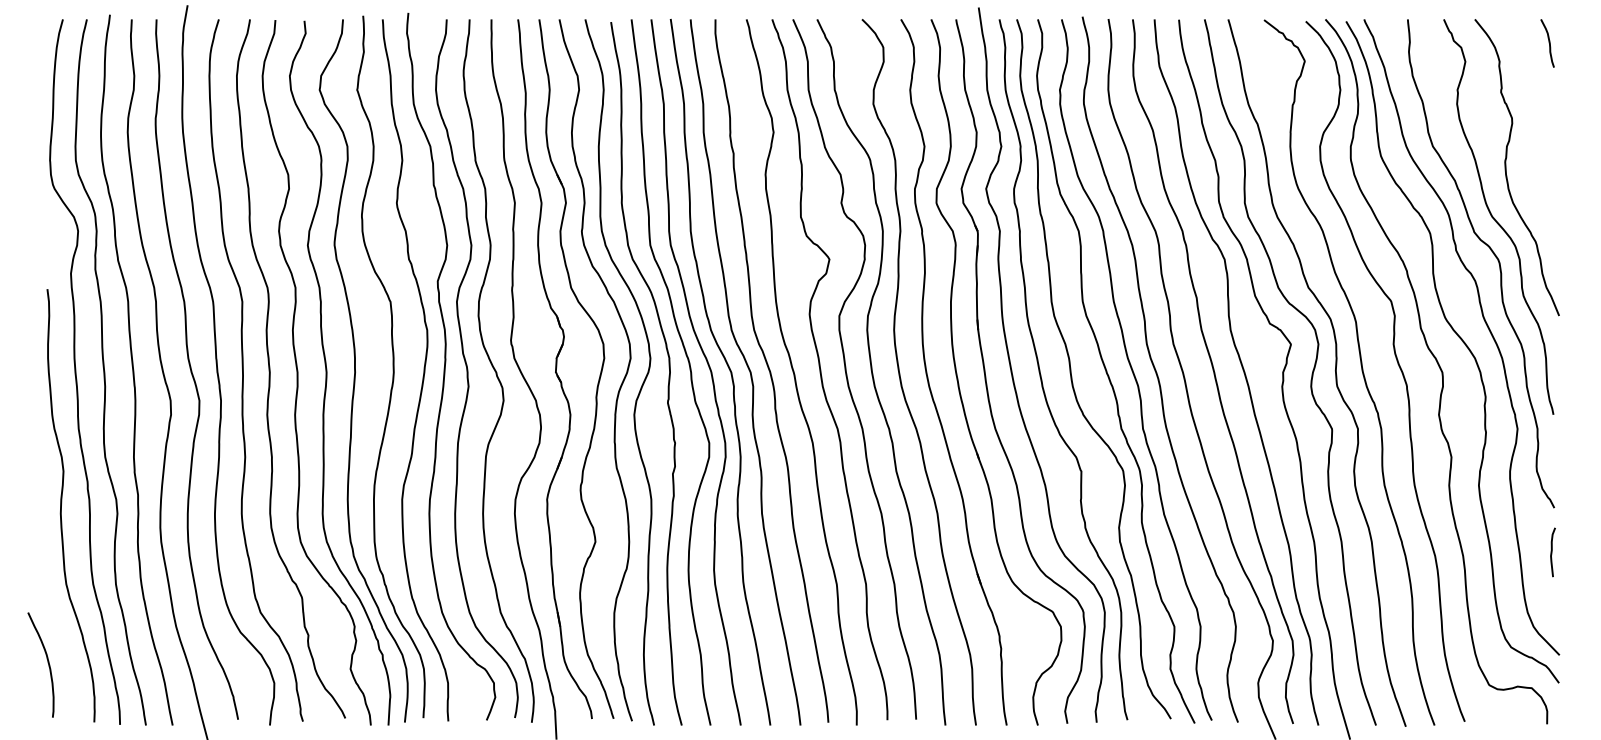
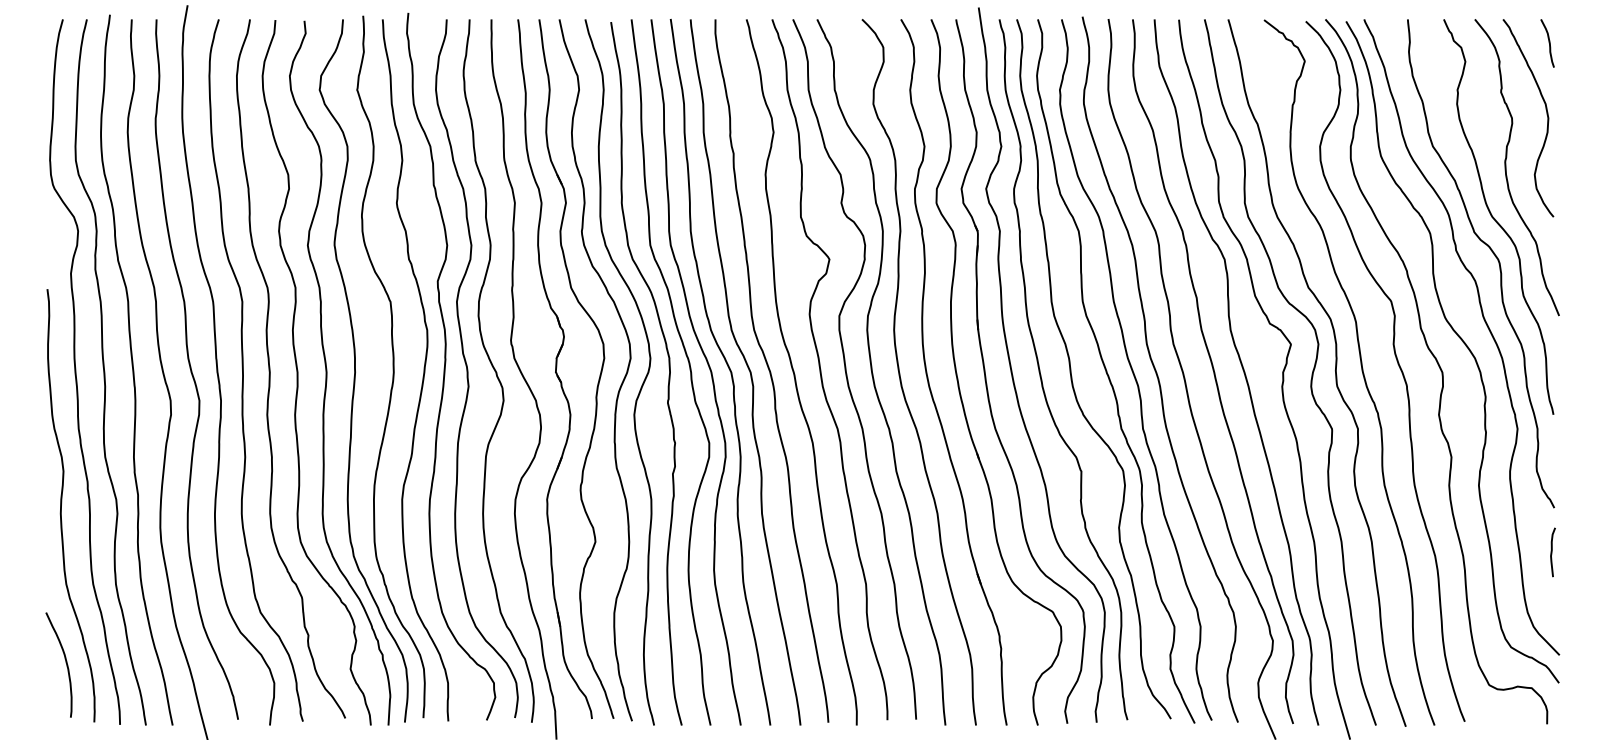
curve: none -> present (1546, 114)
curve position: (47, 662) -> (65, 662) (65, 662)
